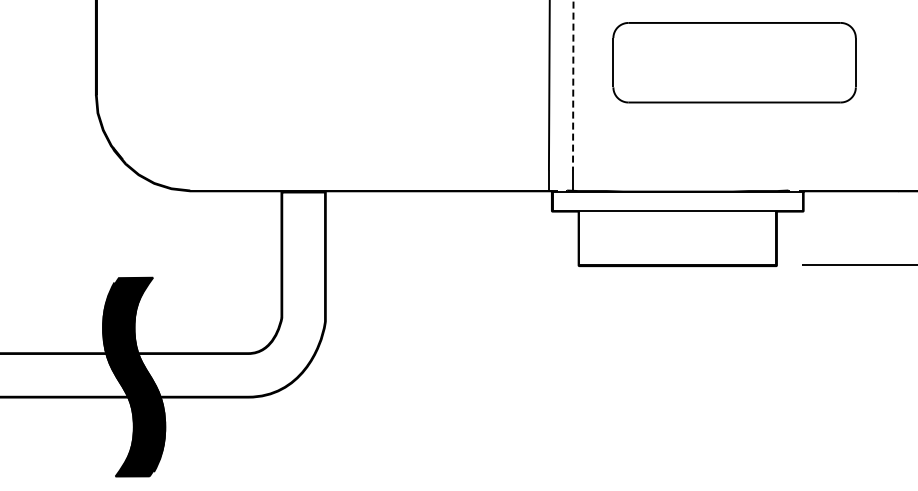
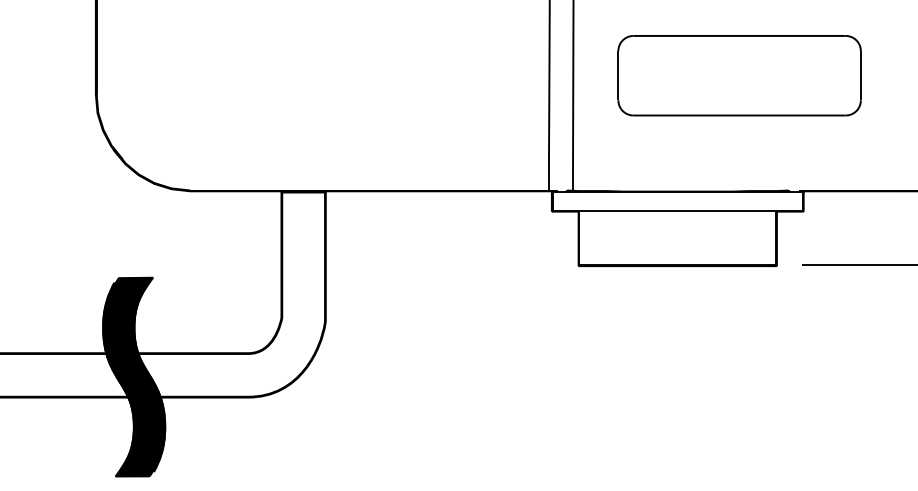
part position: (734, 62) -> (739, 75) (739, 75)
line: dashed -> solid (573, 85)
